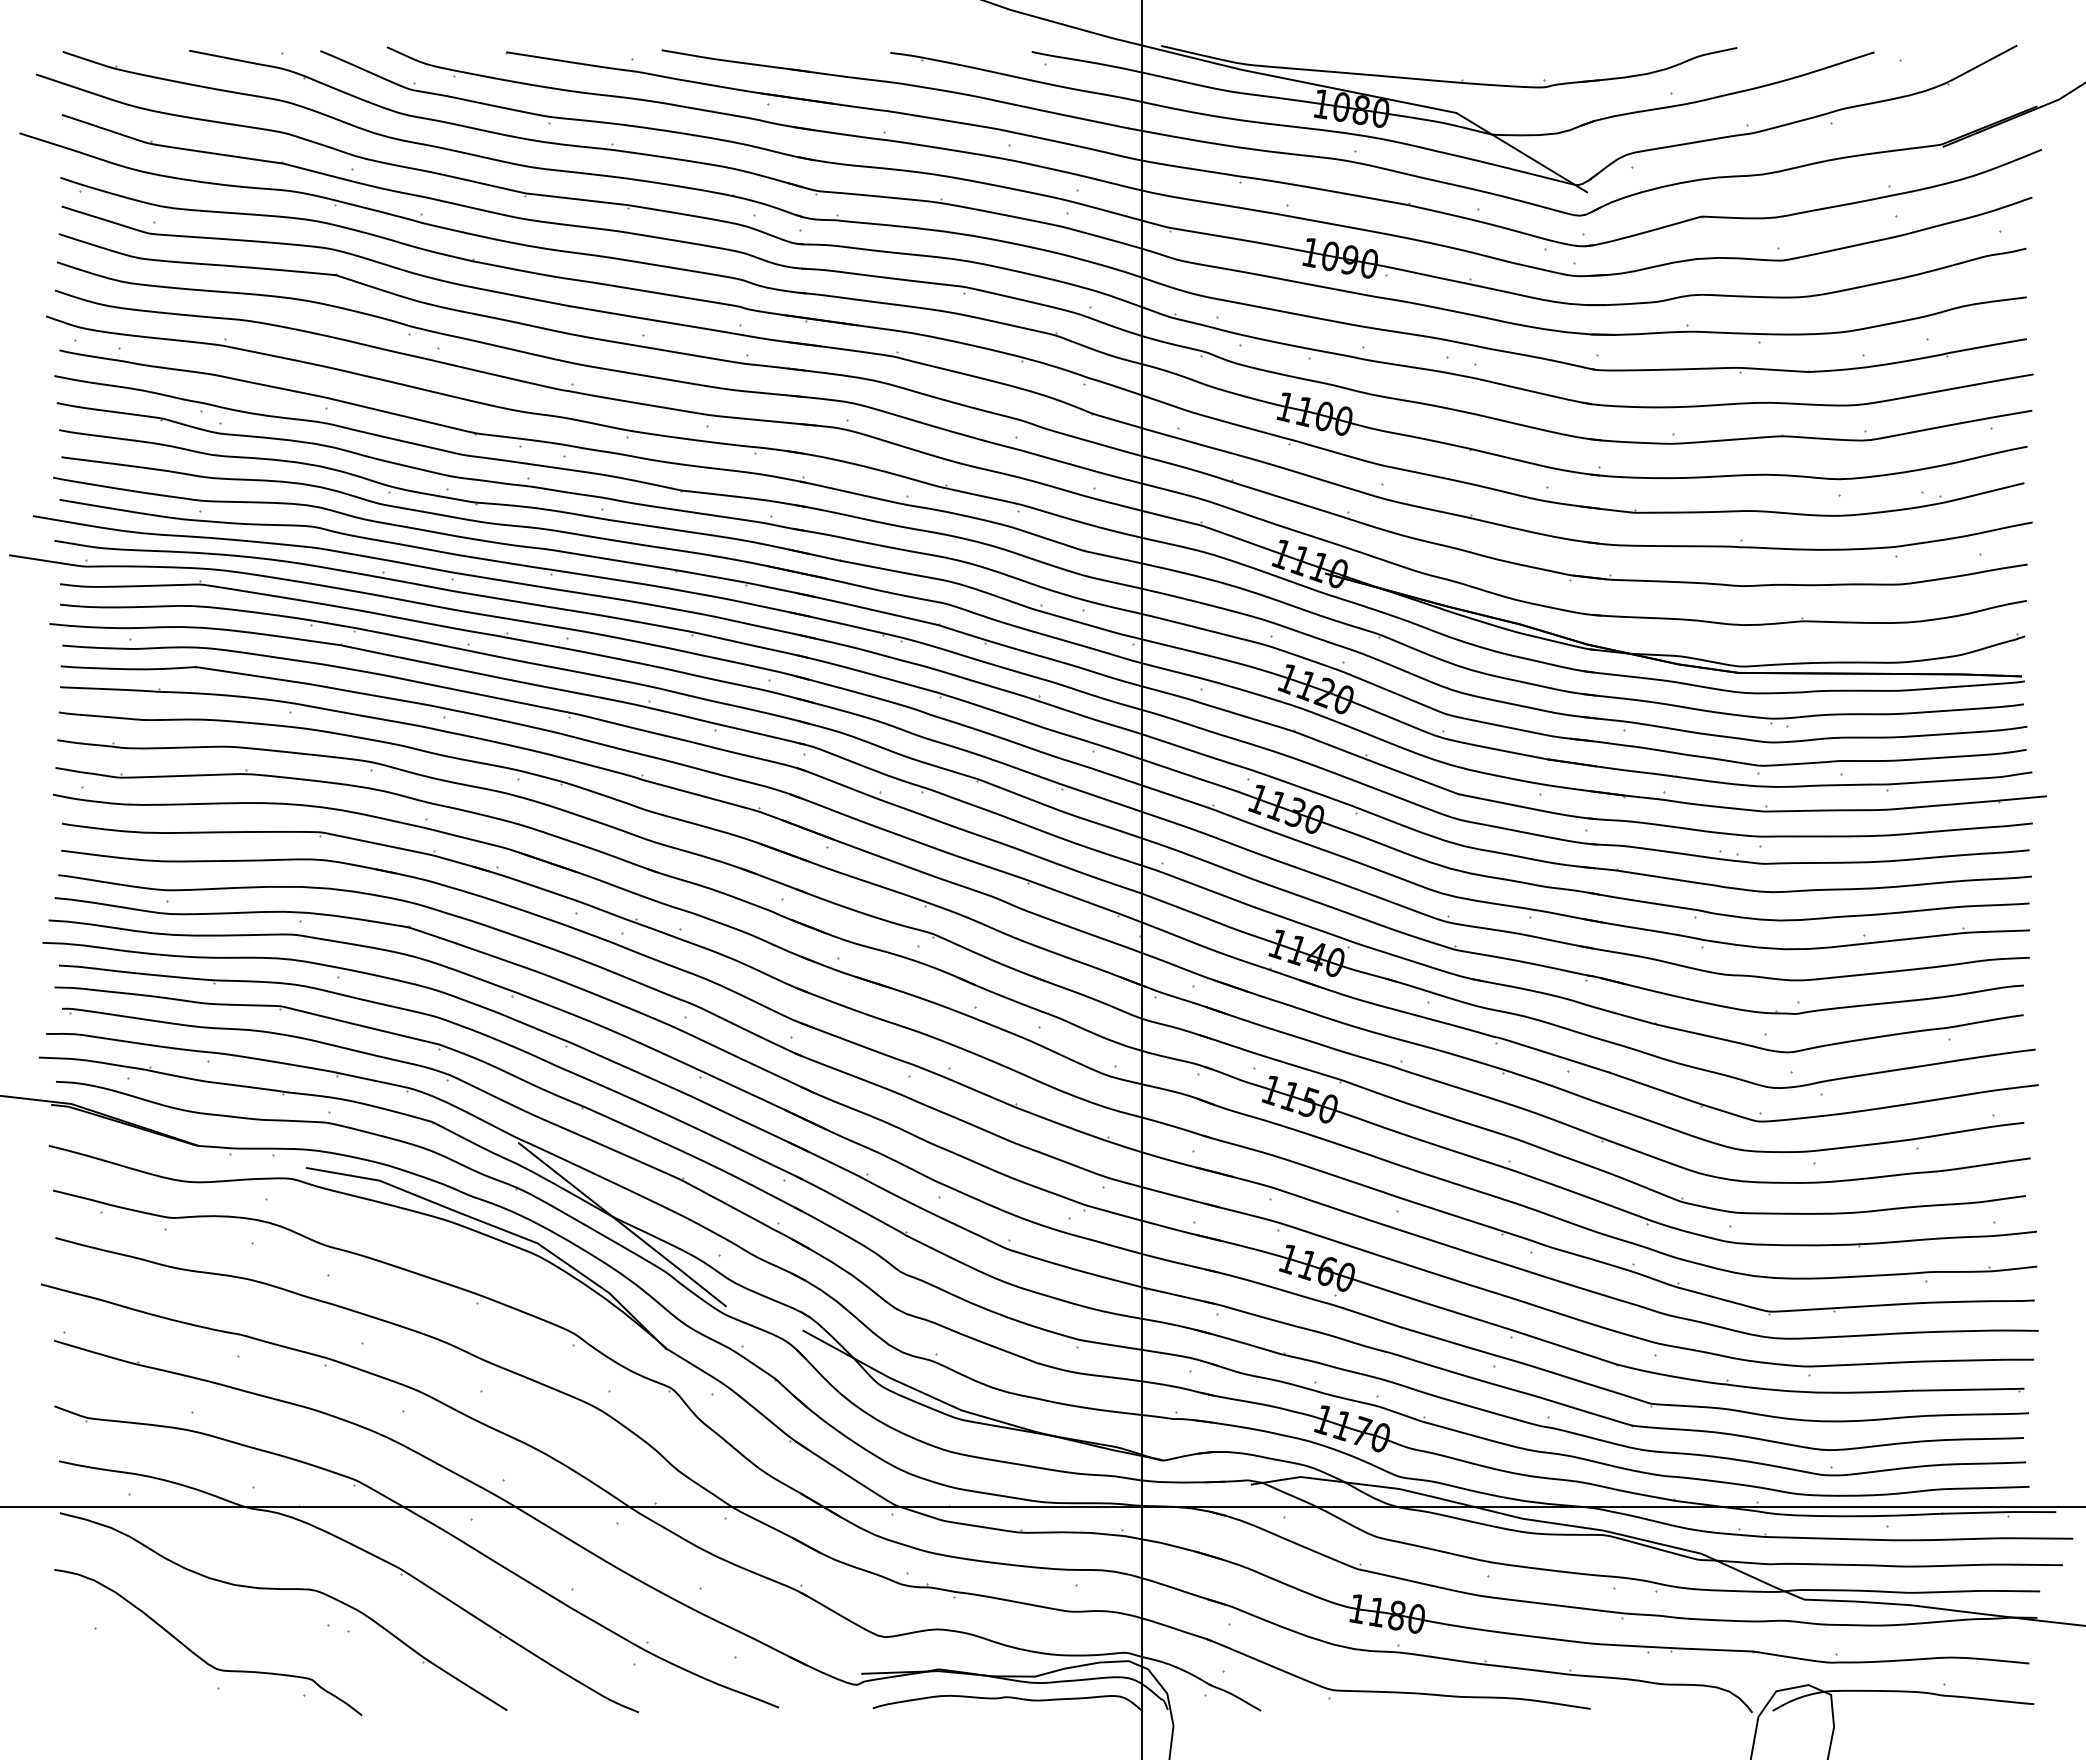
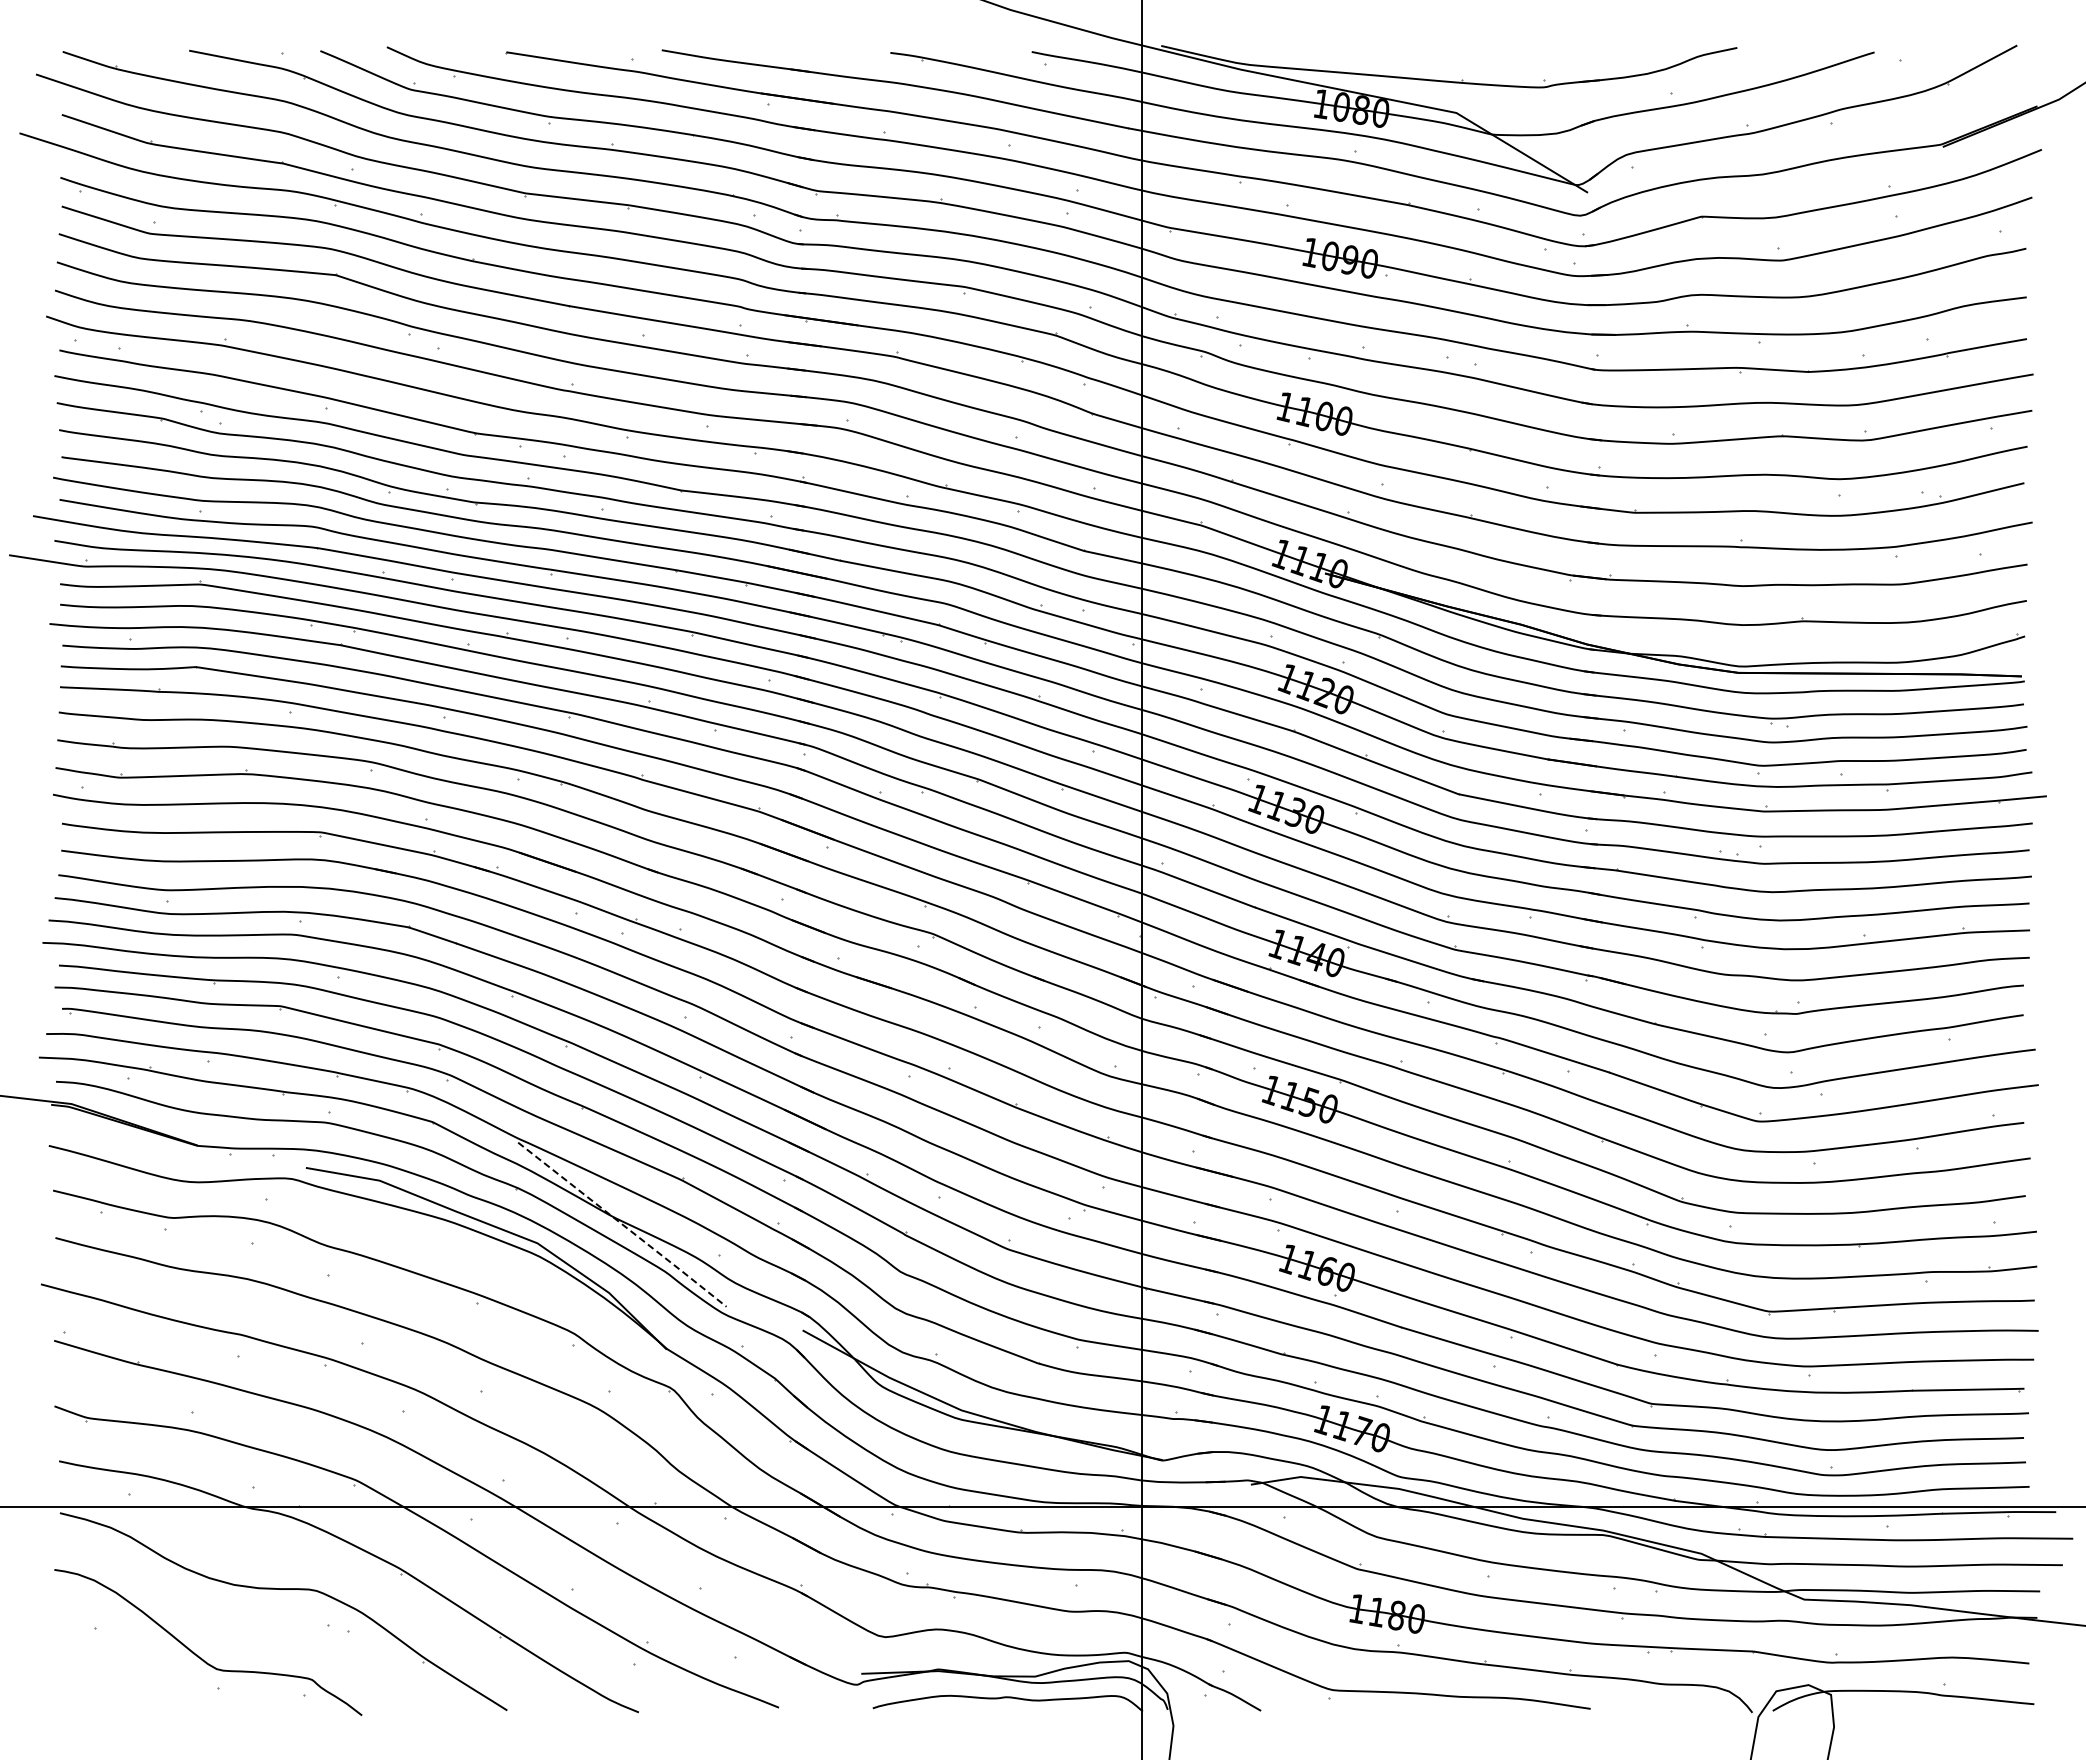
line: solid -> dashed (623, 1225)
